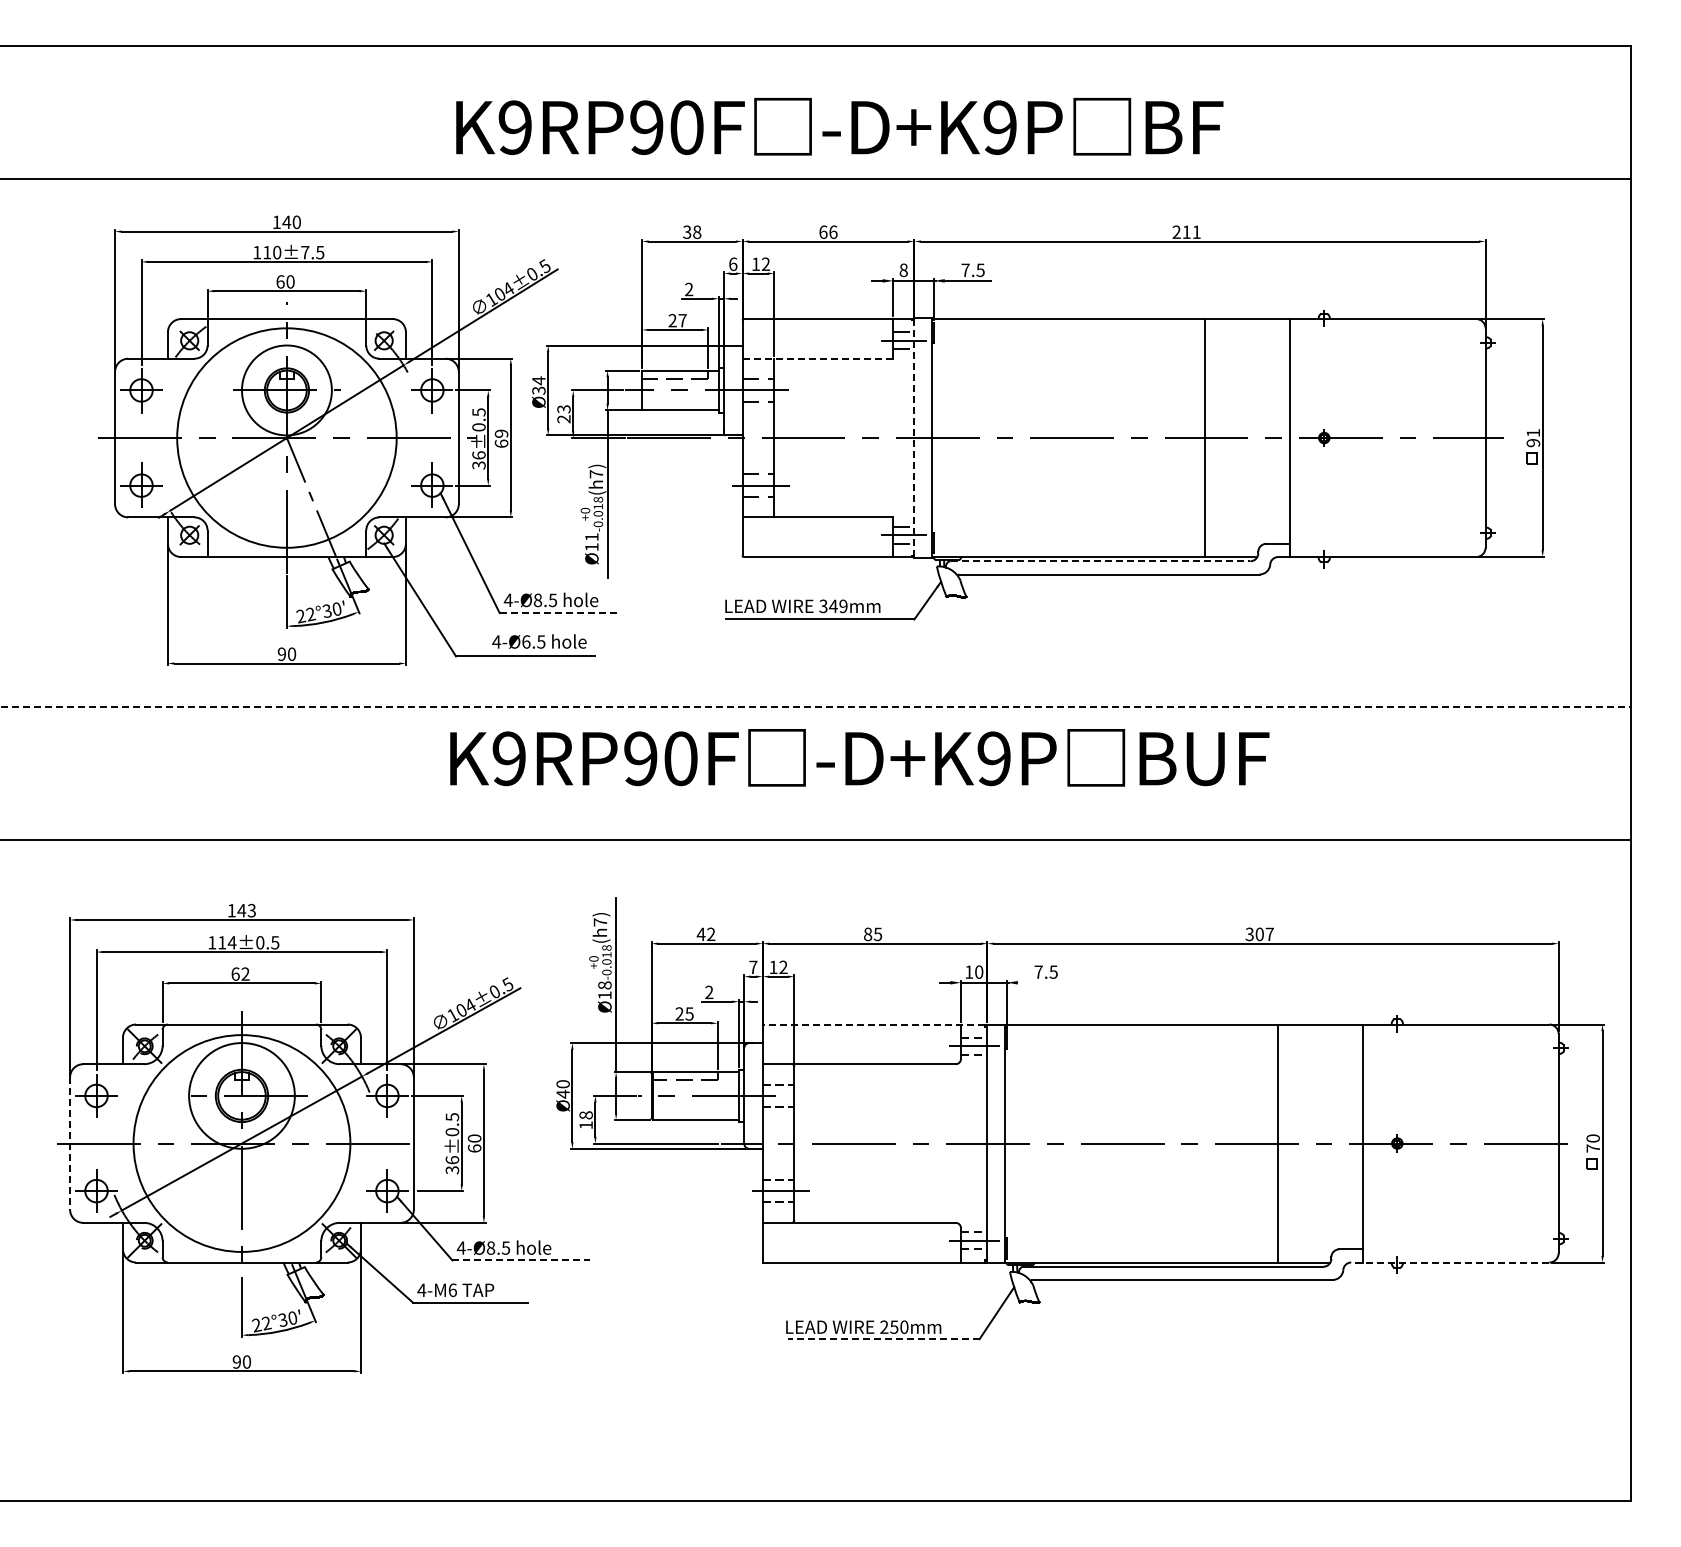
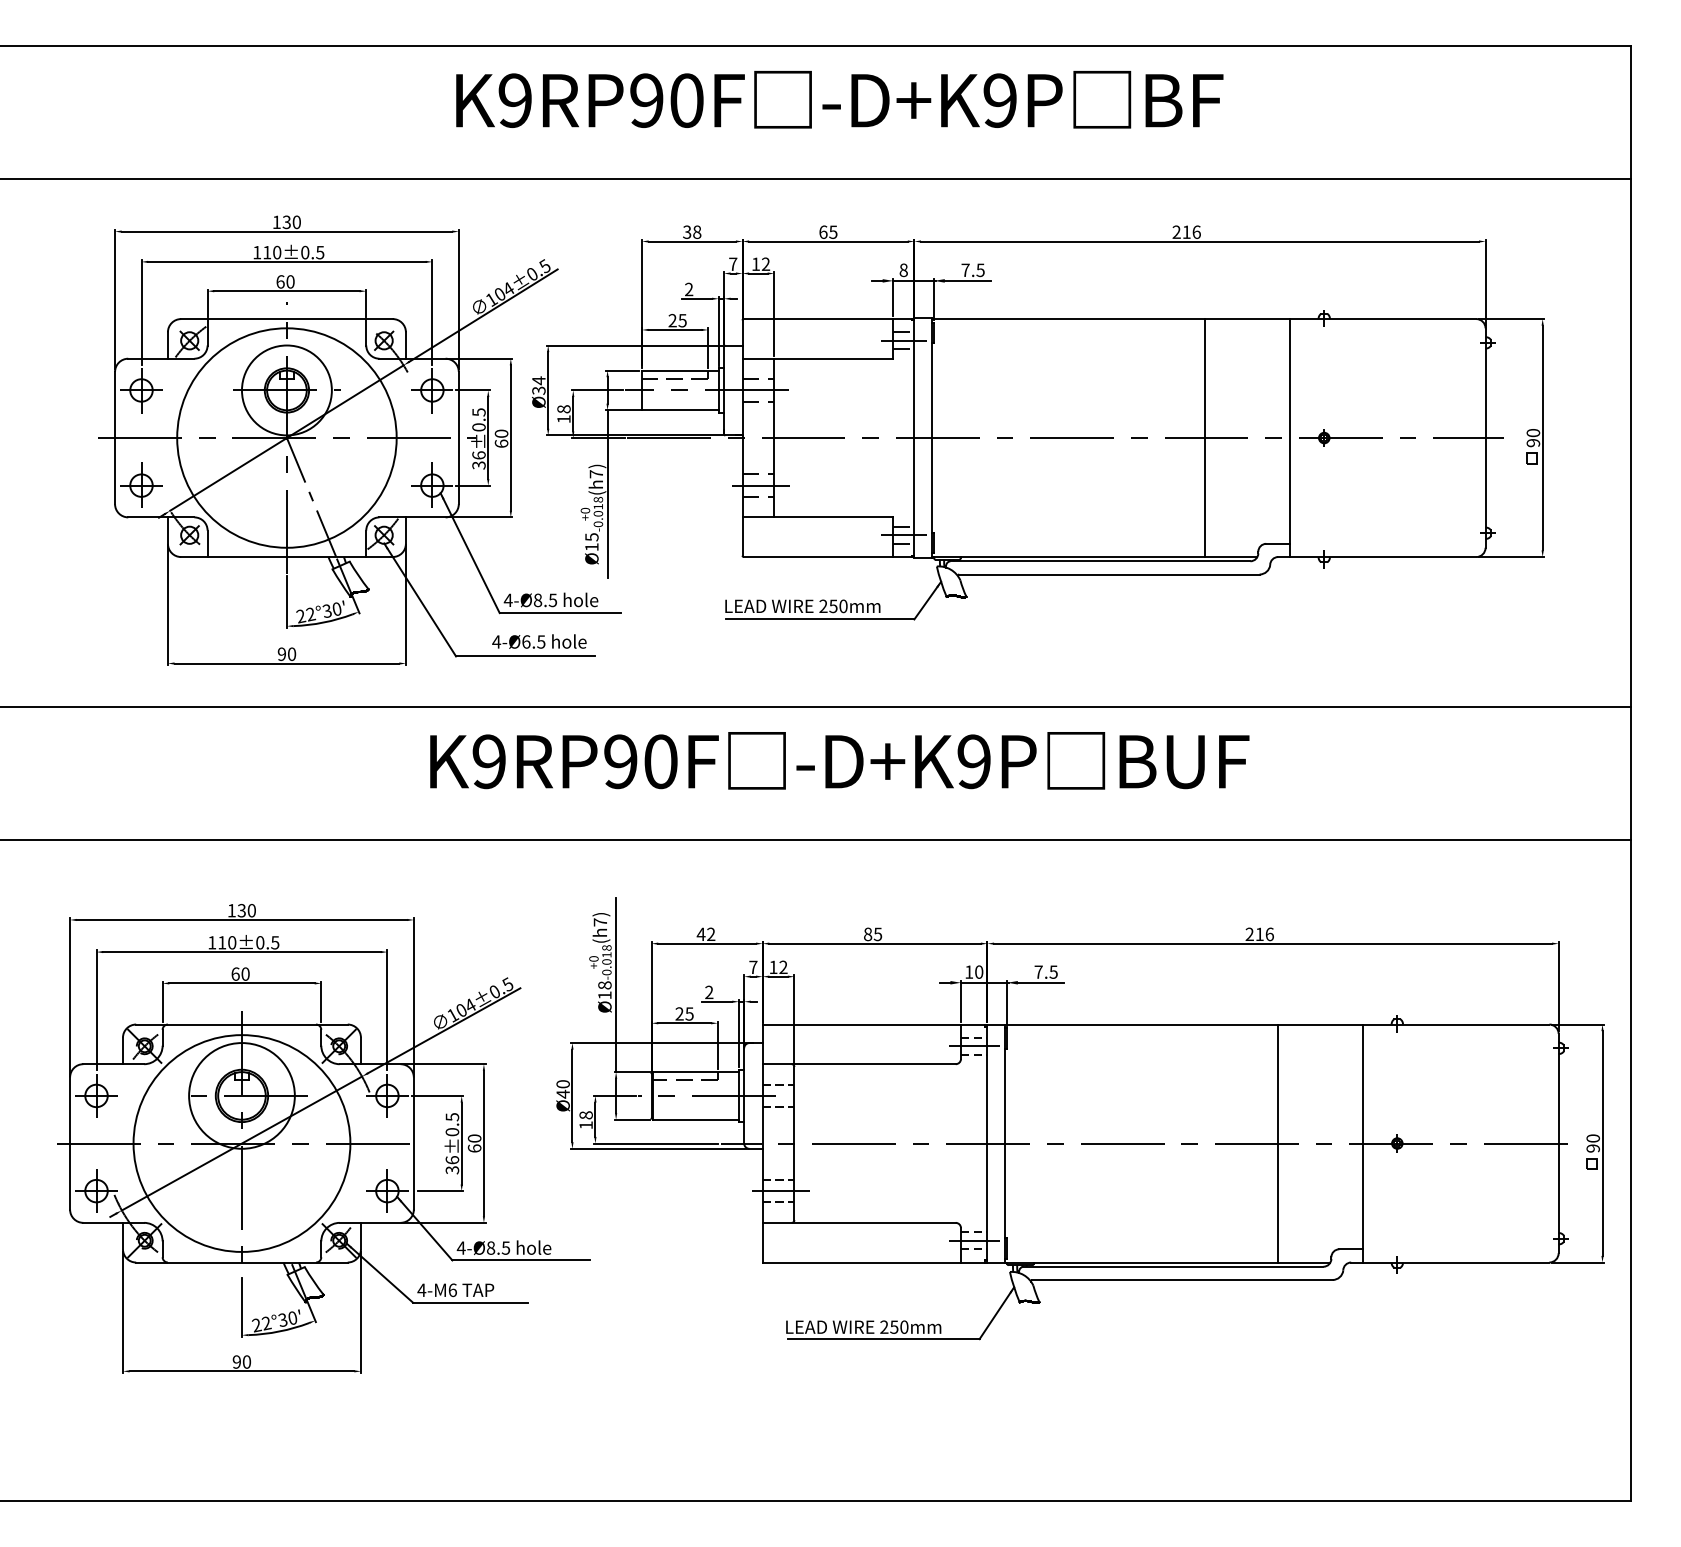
text position: (839, 126) -> (839, 99) (839, 99)
text: 140 -> 130 (286, 222)
text: 66 -> 65 (833, 231)
text: 211 -> 216 (1196, 231)
text: ±7.5 -> ±0.5 (305, 252)
text: 6 -> 7 (733, 264)
text: 27 -> 25 (682, 320)
line: dashed -> solid (817, 358)
text: 23 -> 18 (563, 414)
text: 69 -> 60 (501, 433)
text: 91 -> 90 (1533, 433)
line: dashed -> solid (914, 438)
text: Ø11 -> Ø15 (591, 537)
line: dashed -> solid (1100, 561)
text: 349mm -> 250mm (833, 606)
line: dashed -> solid (560, 613)
line: dashed -> solid (815, 707)
text position: (859, 757) -> (839, 760) (839, 760)
text: 143 -> 130 (246, 910)
text: 307 -> 216 (1259, 934)
text: 114 -> 110 (231, 942)
text: 62 -> 60 (245, 973)
line: none -> present (1040, 982)
line: dashed -> solid (873, 1024)
line: dashed -> solid (70, 1144)
text: 70 -> 90 (1592, 1148)
line: dashed -> solid (521, 1260)
line: dashed -> solid (1449, 1262)
line: dashed -> solid (883, 1339)
